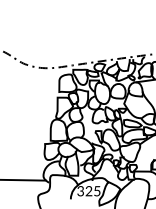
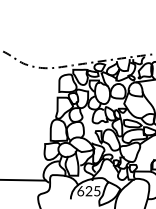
text: 325 -> 625 (80, 190)
